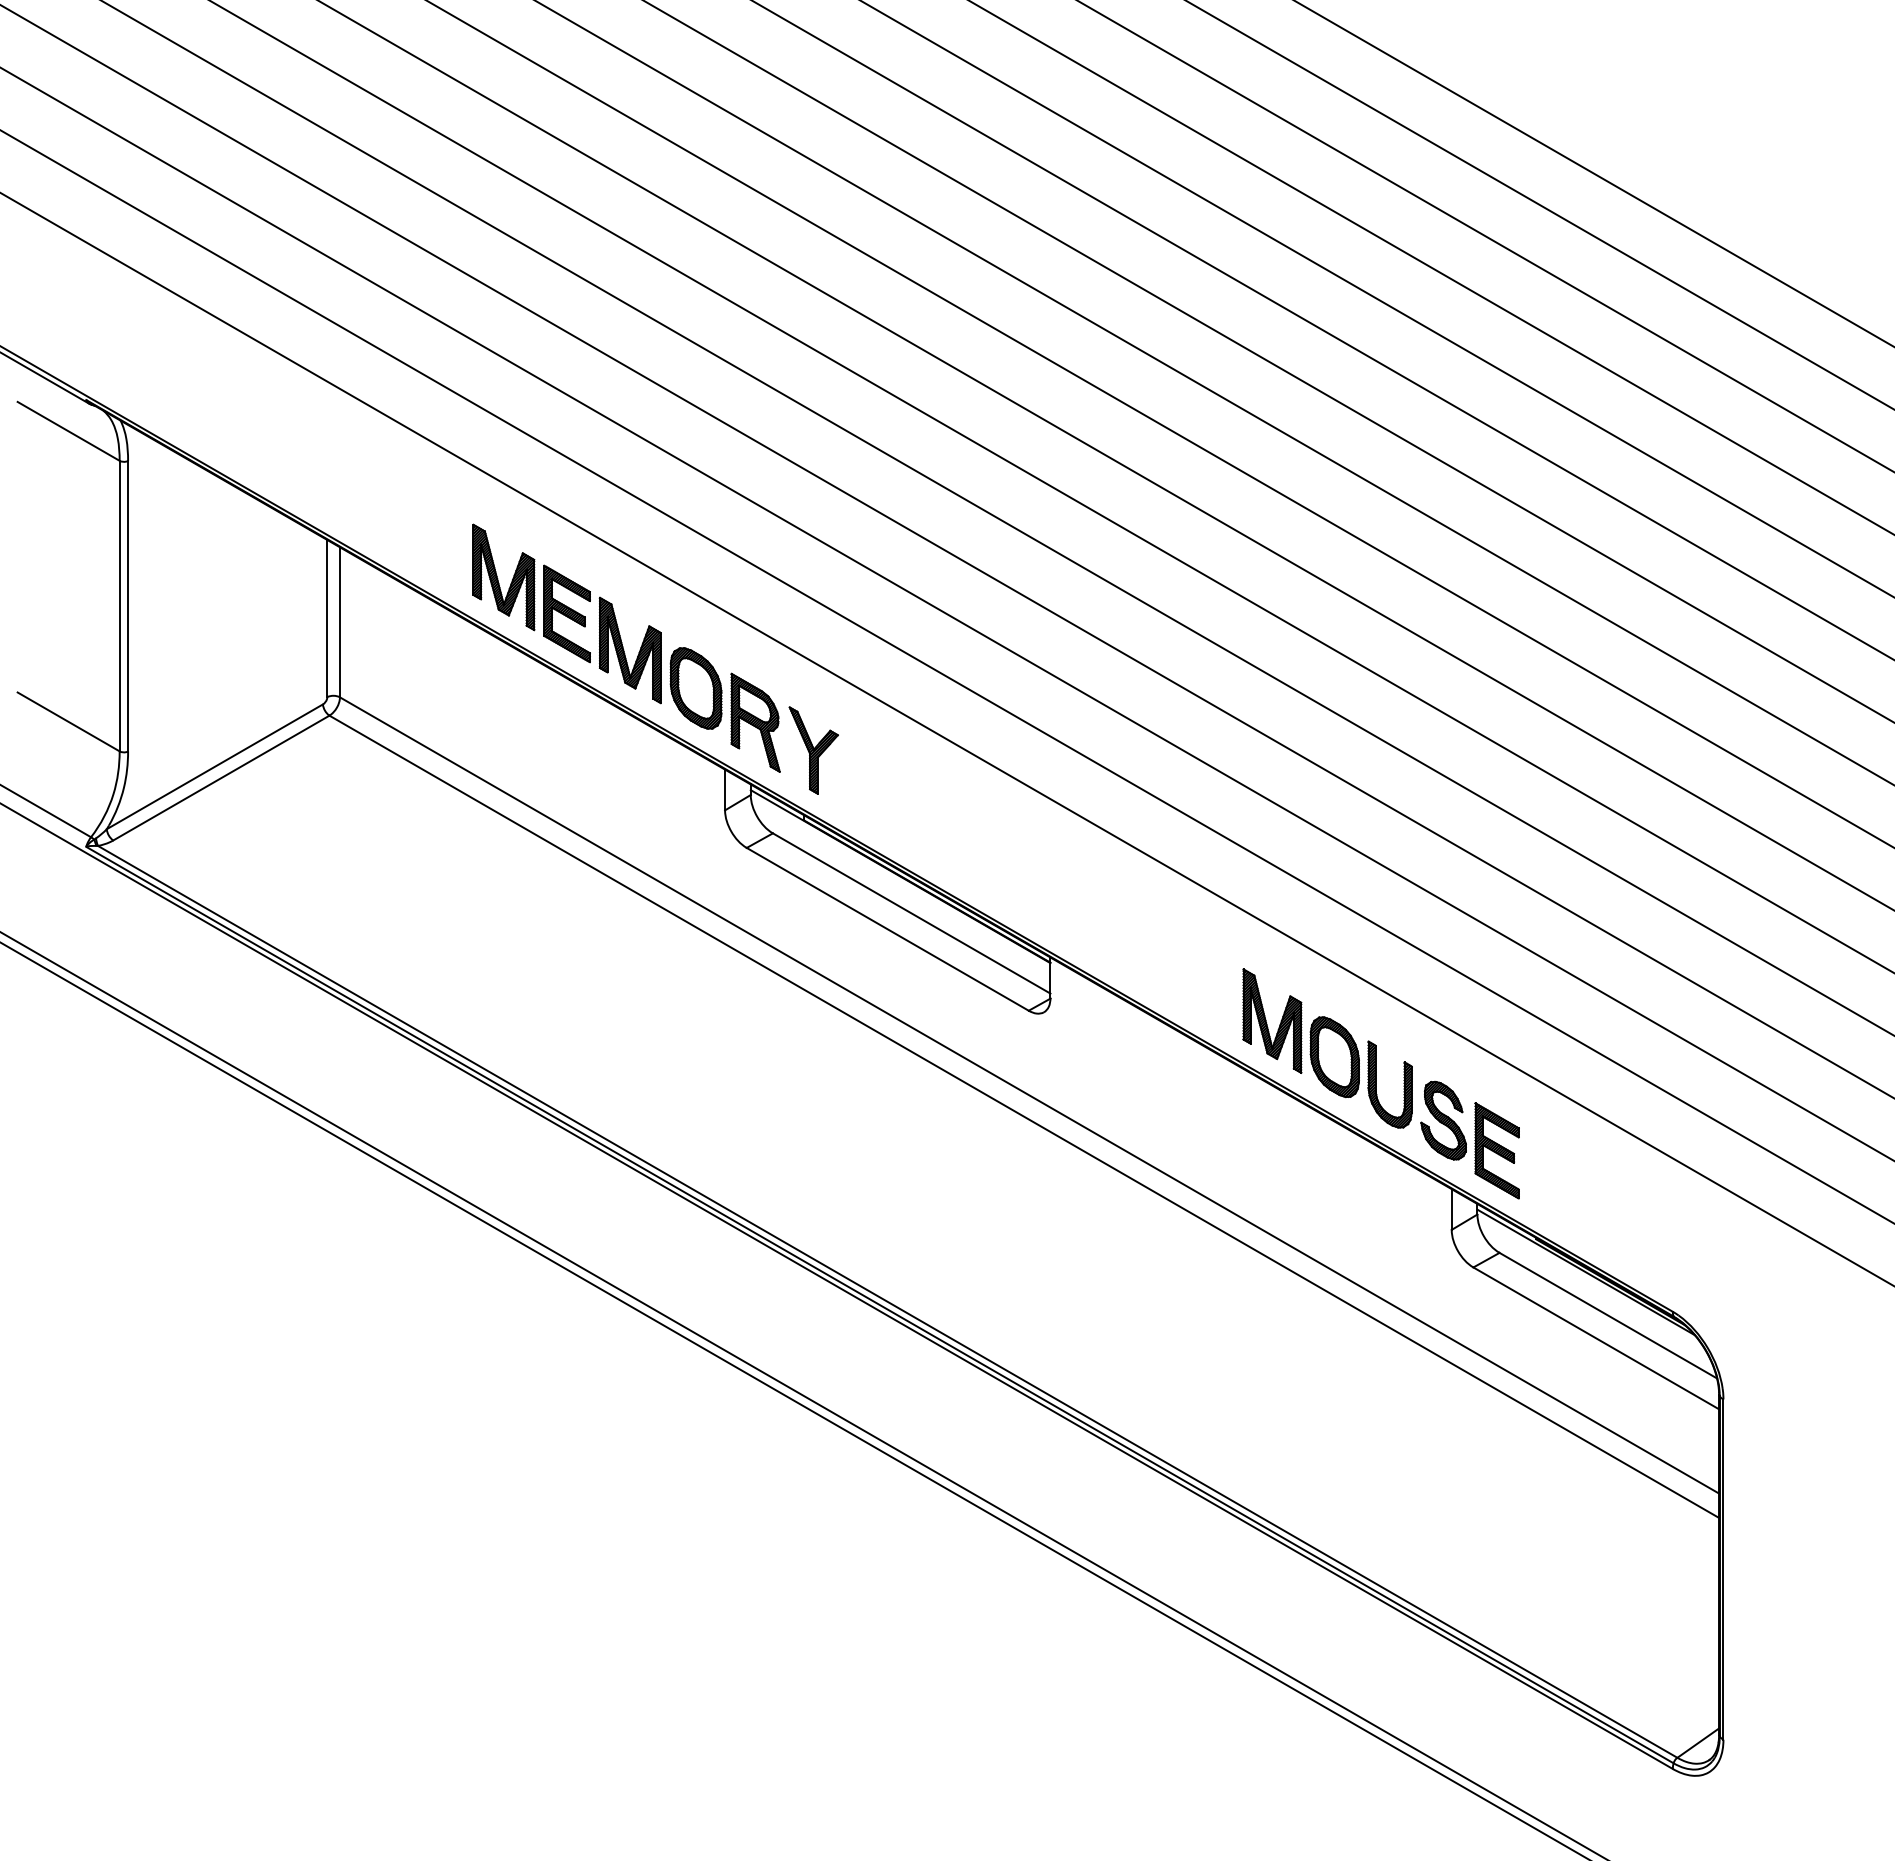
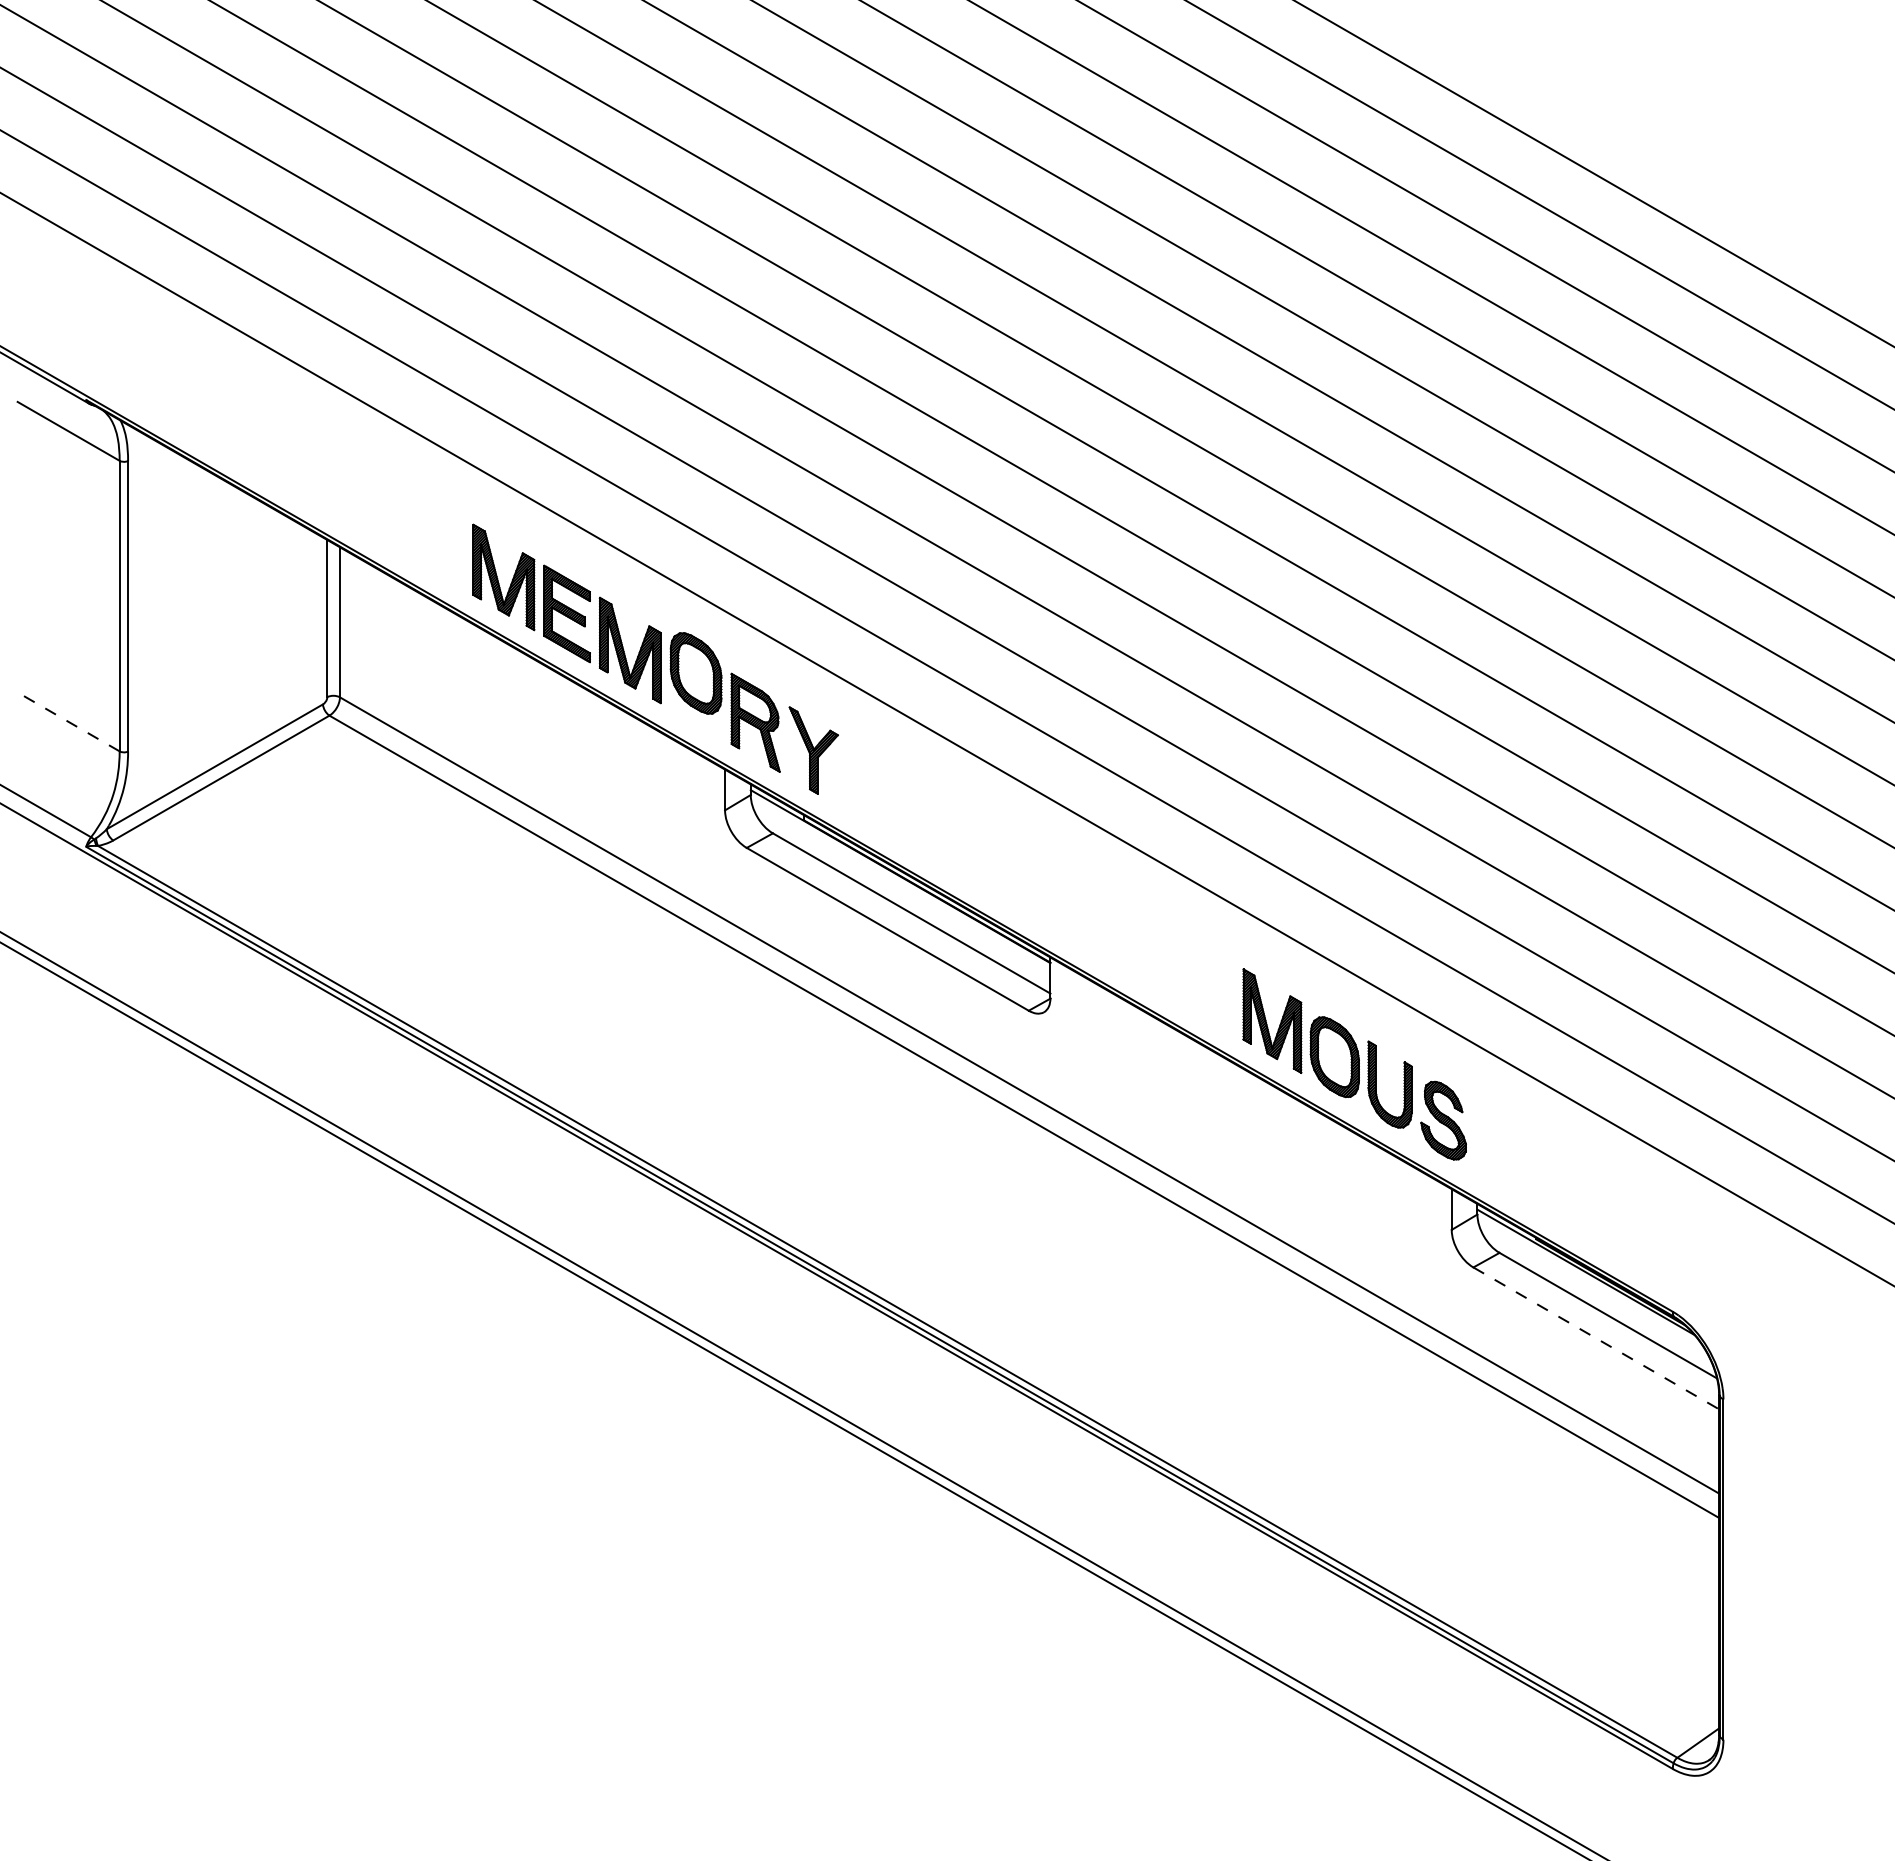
part position: (695, 688) -> (695, 673) (695, 673)
line: solid -> dashed (68, 721)
part: present -> none (1496, 1150)
line: solid -> dashed (1596, 1338)
